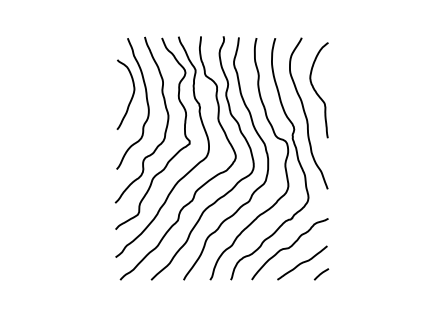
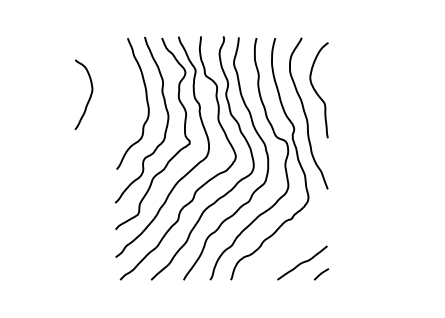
curve position: (131, 96) -> (89, 96) (89, 96)
curve: present -> none (289, 248)
